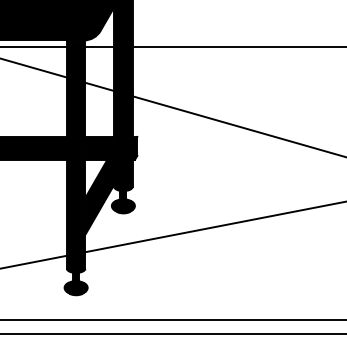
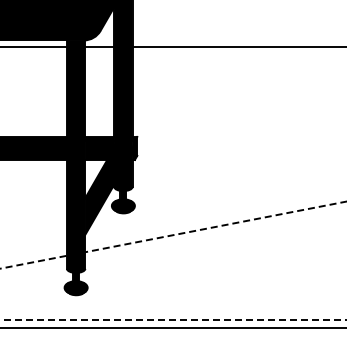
line: present -> none (172, 107)
line: solid -> dashed (172, 235)
line: solid -> dashed (173, 320)
line position: (172, 334) -> (172, 328) (172, 328)
